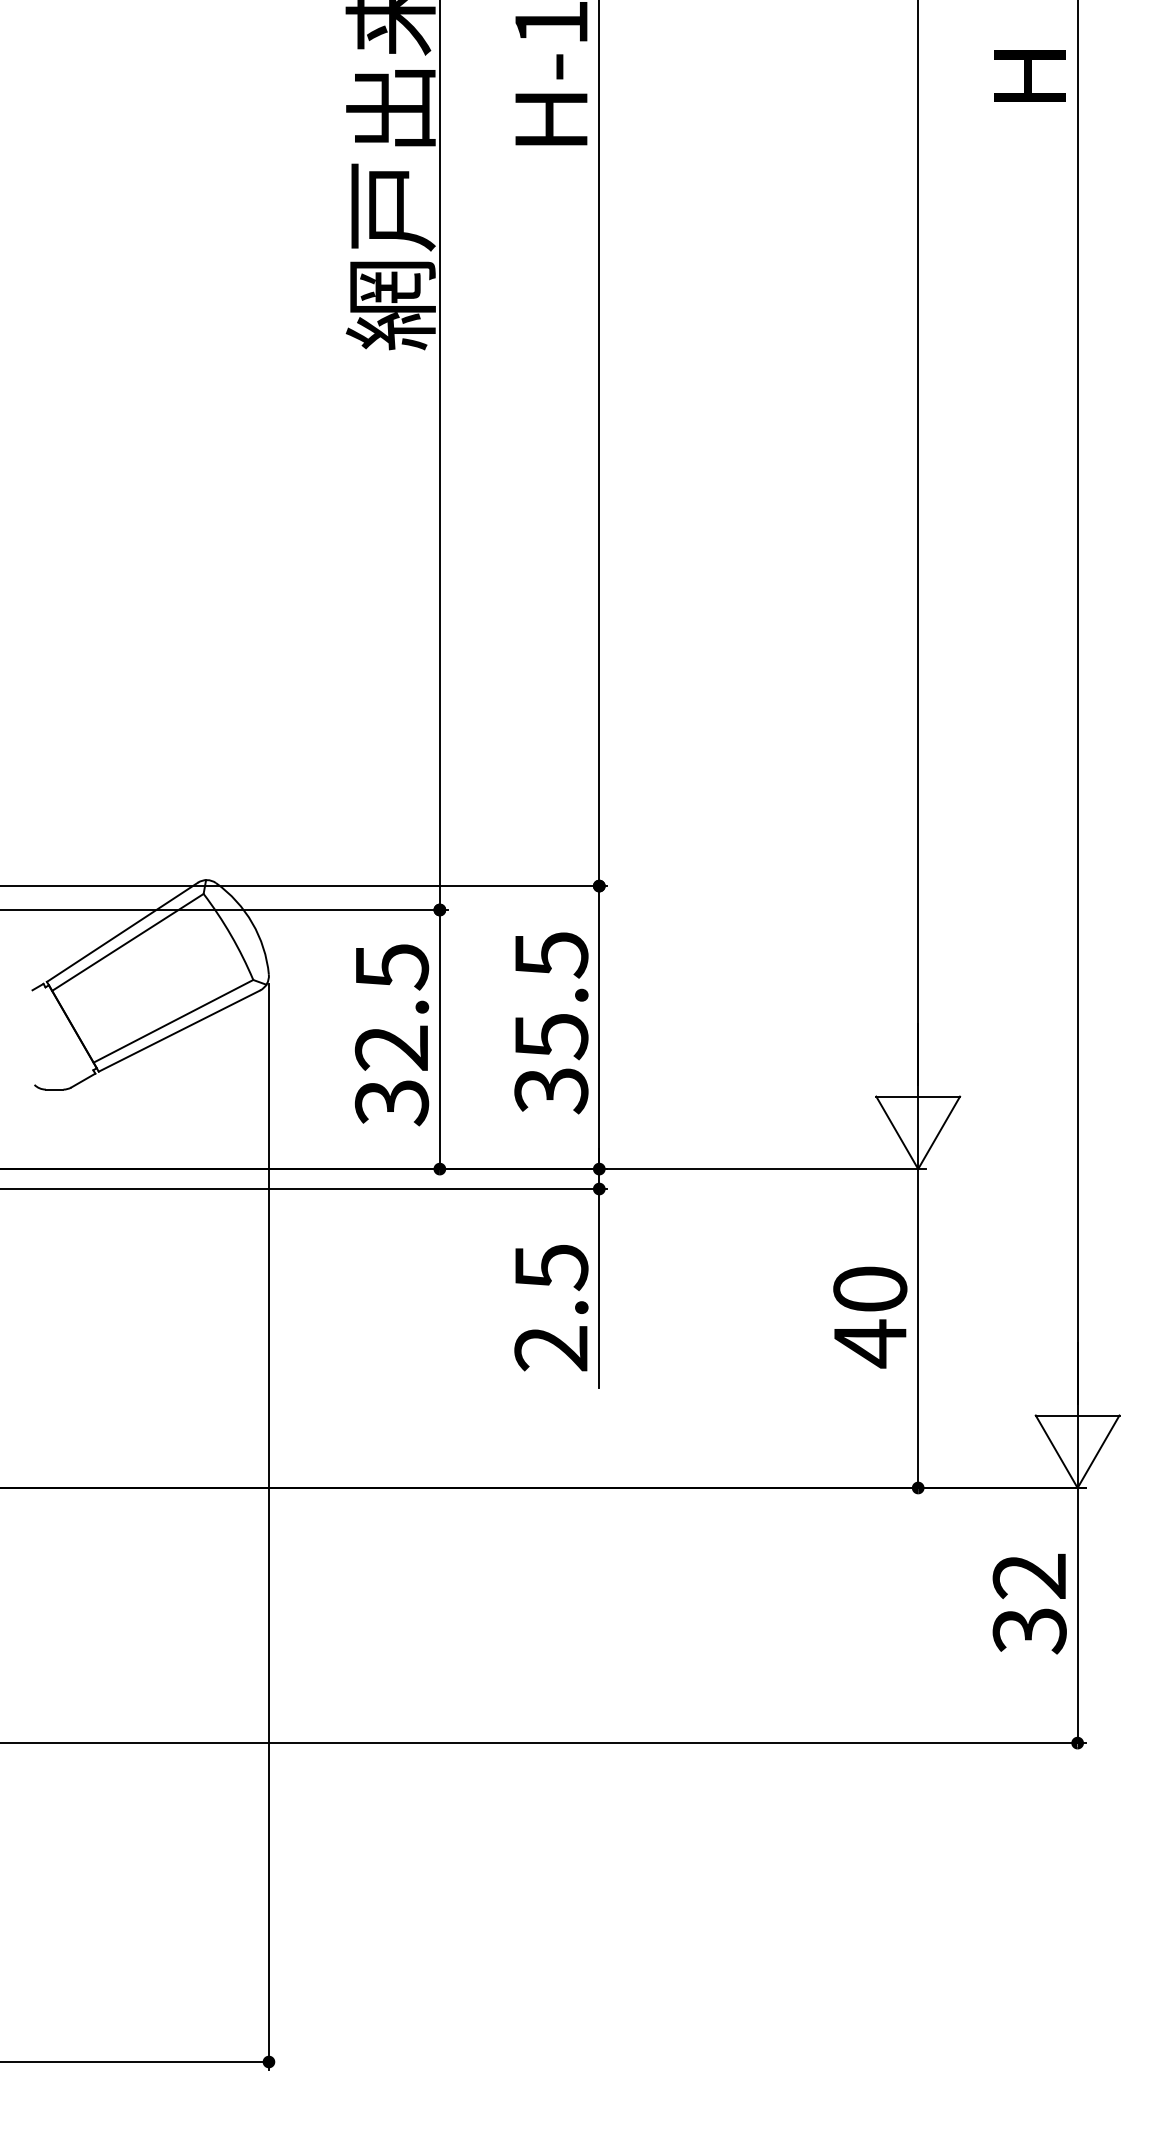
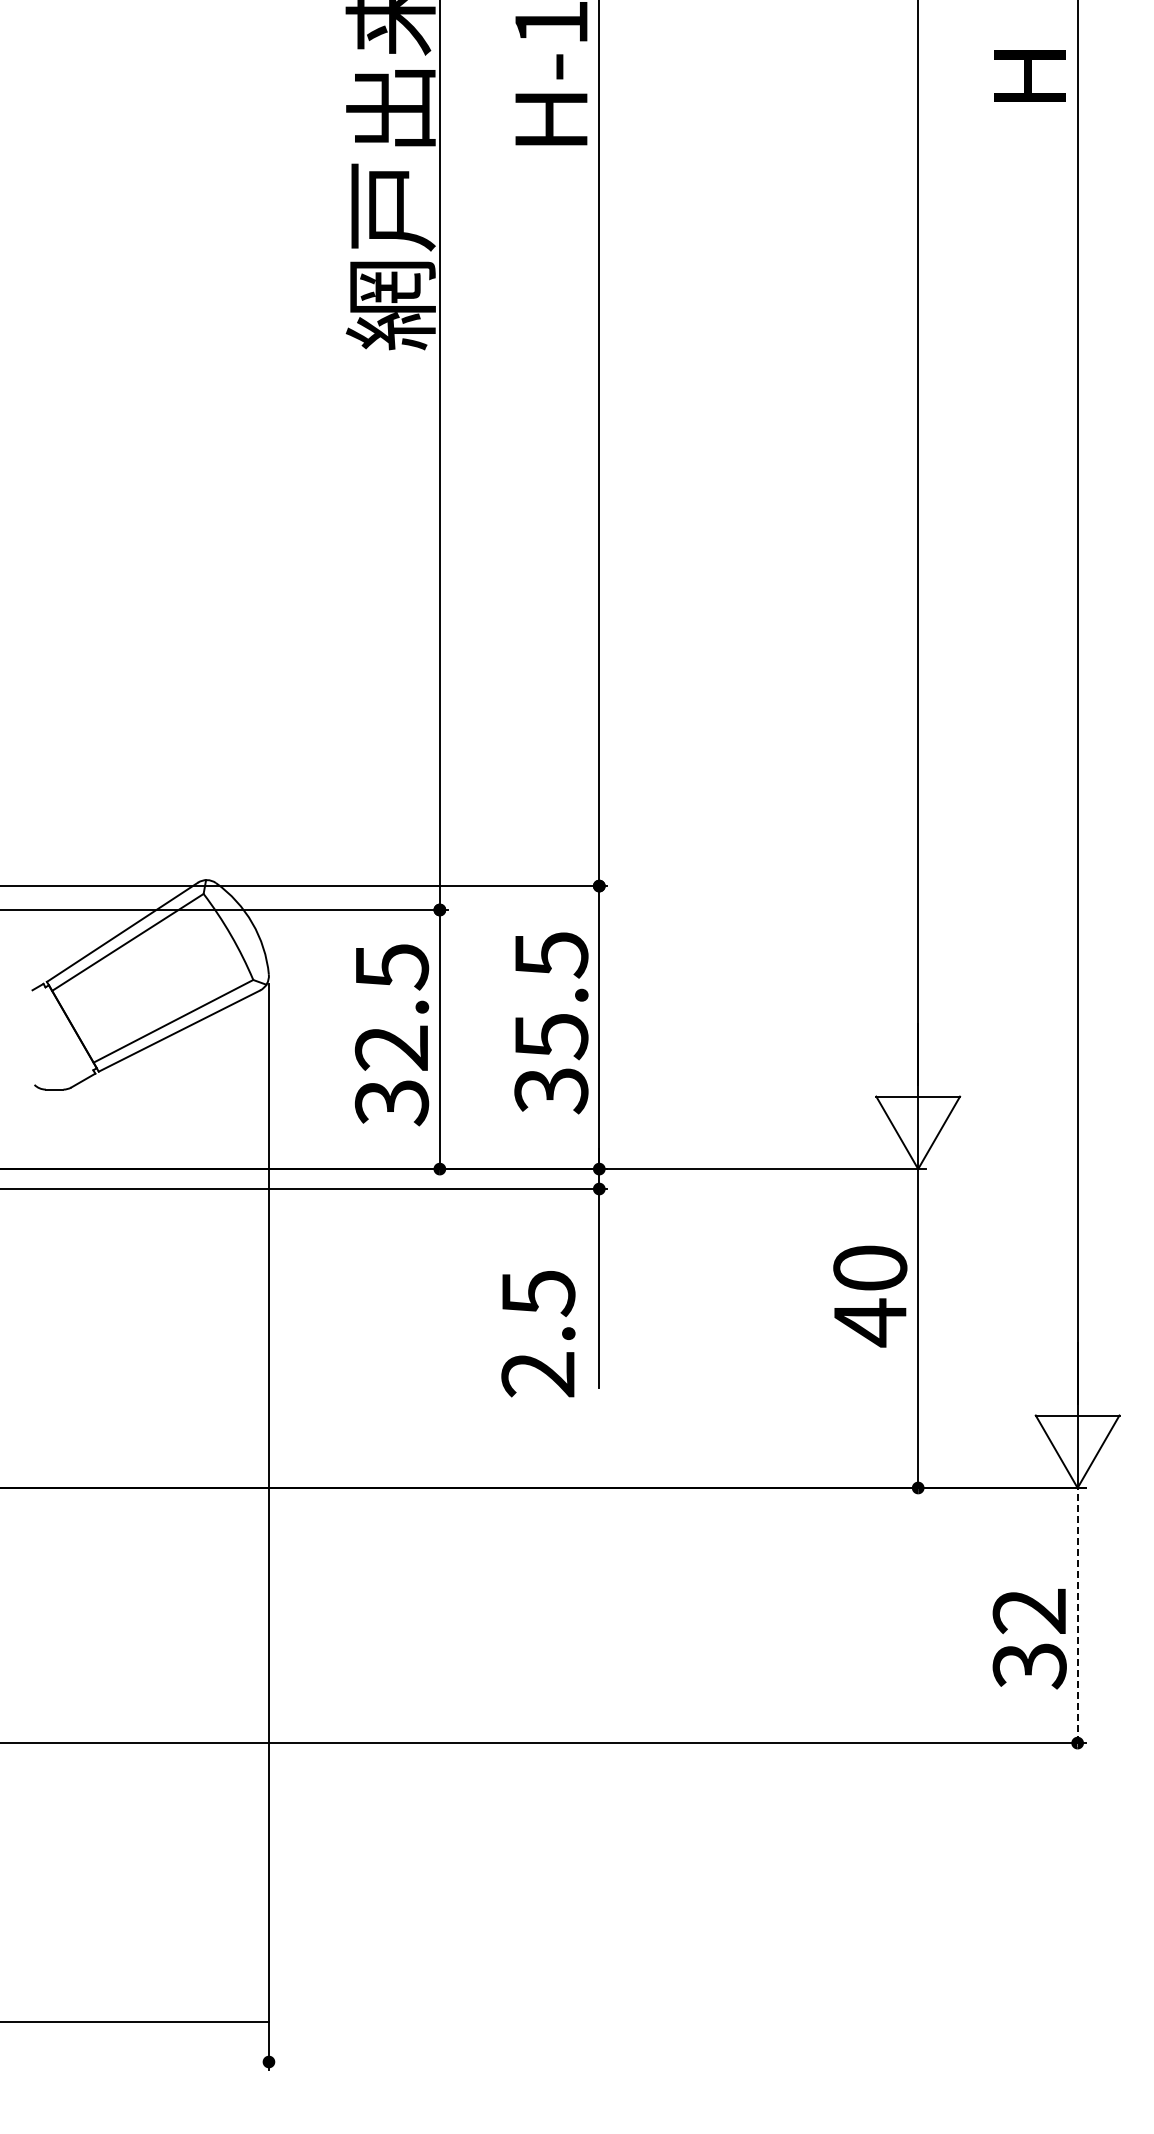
text position: (551, 1308) -> (538, 1334) (538, 1334)
text position: (870, 1317) -> (870, 1296) (870, 1296)
text position: (1029, 1604) -> (1029, 1639) (1029, 1639)
line: solid -> dashed (1077, 1615)
line position: (135, 2062) -> (135, 2022) (135, 2022)
